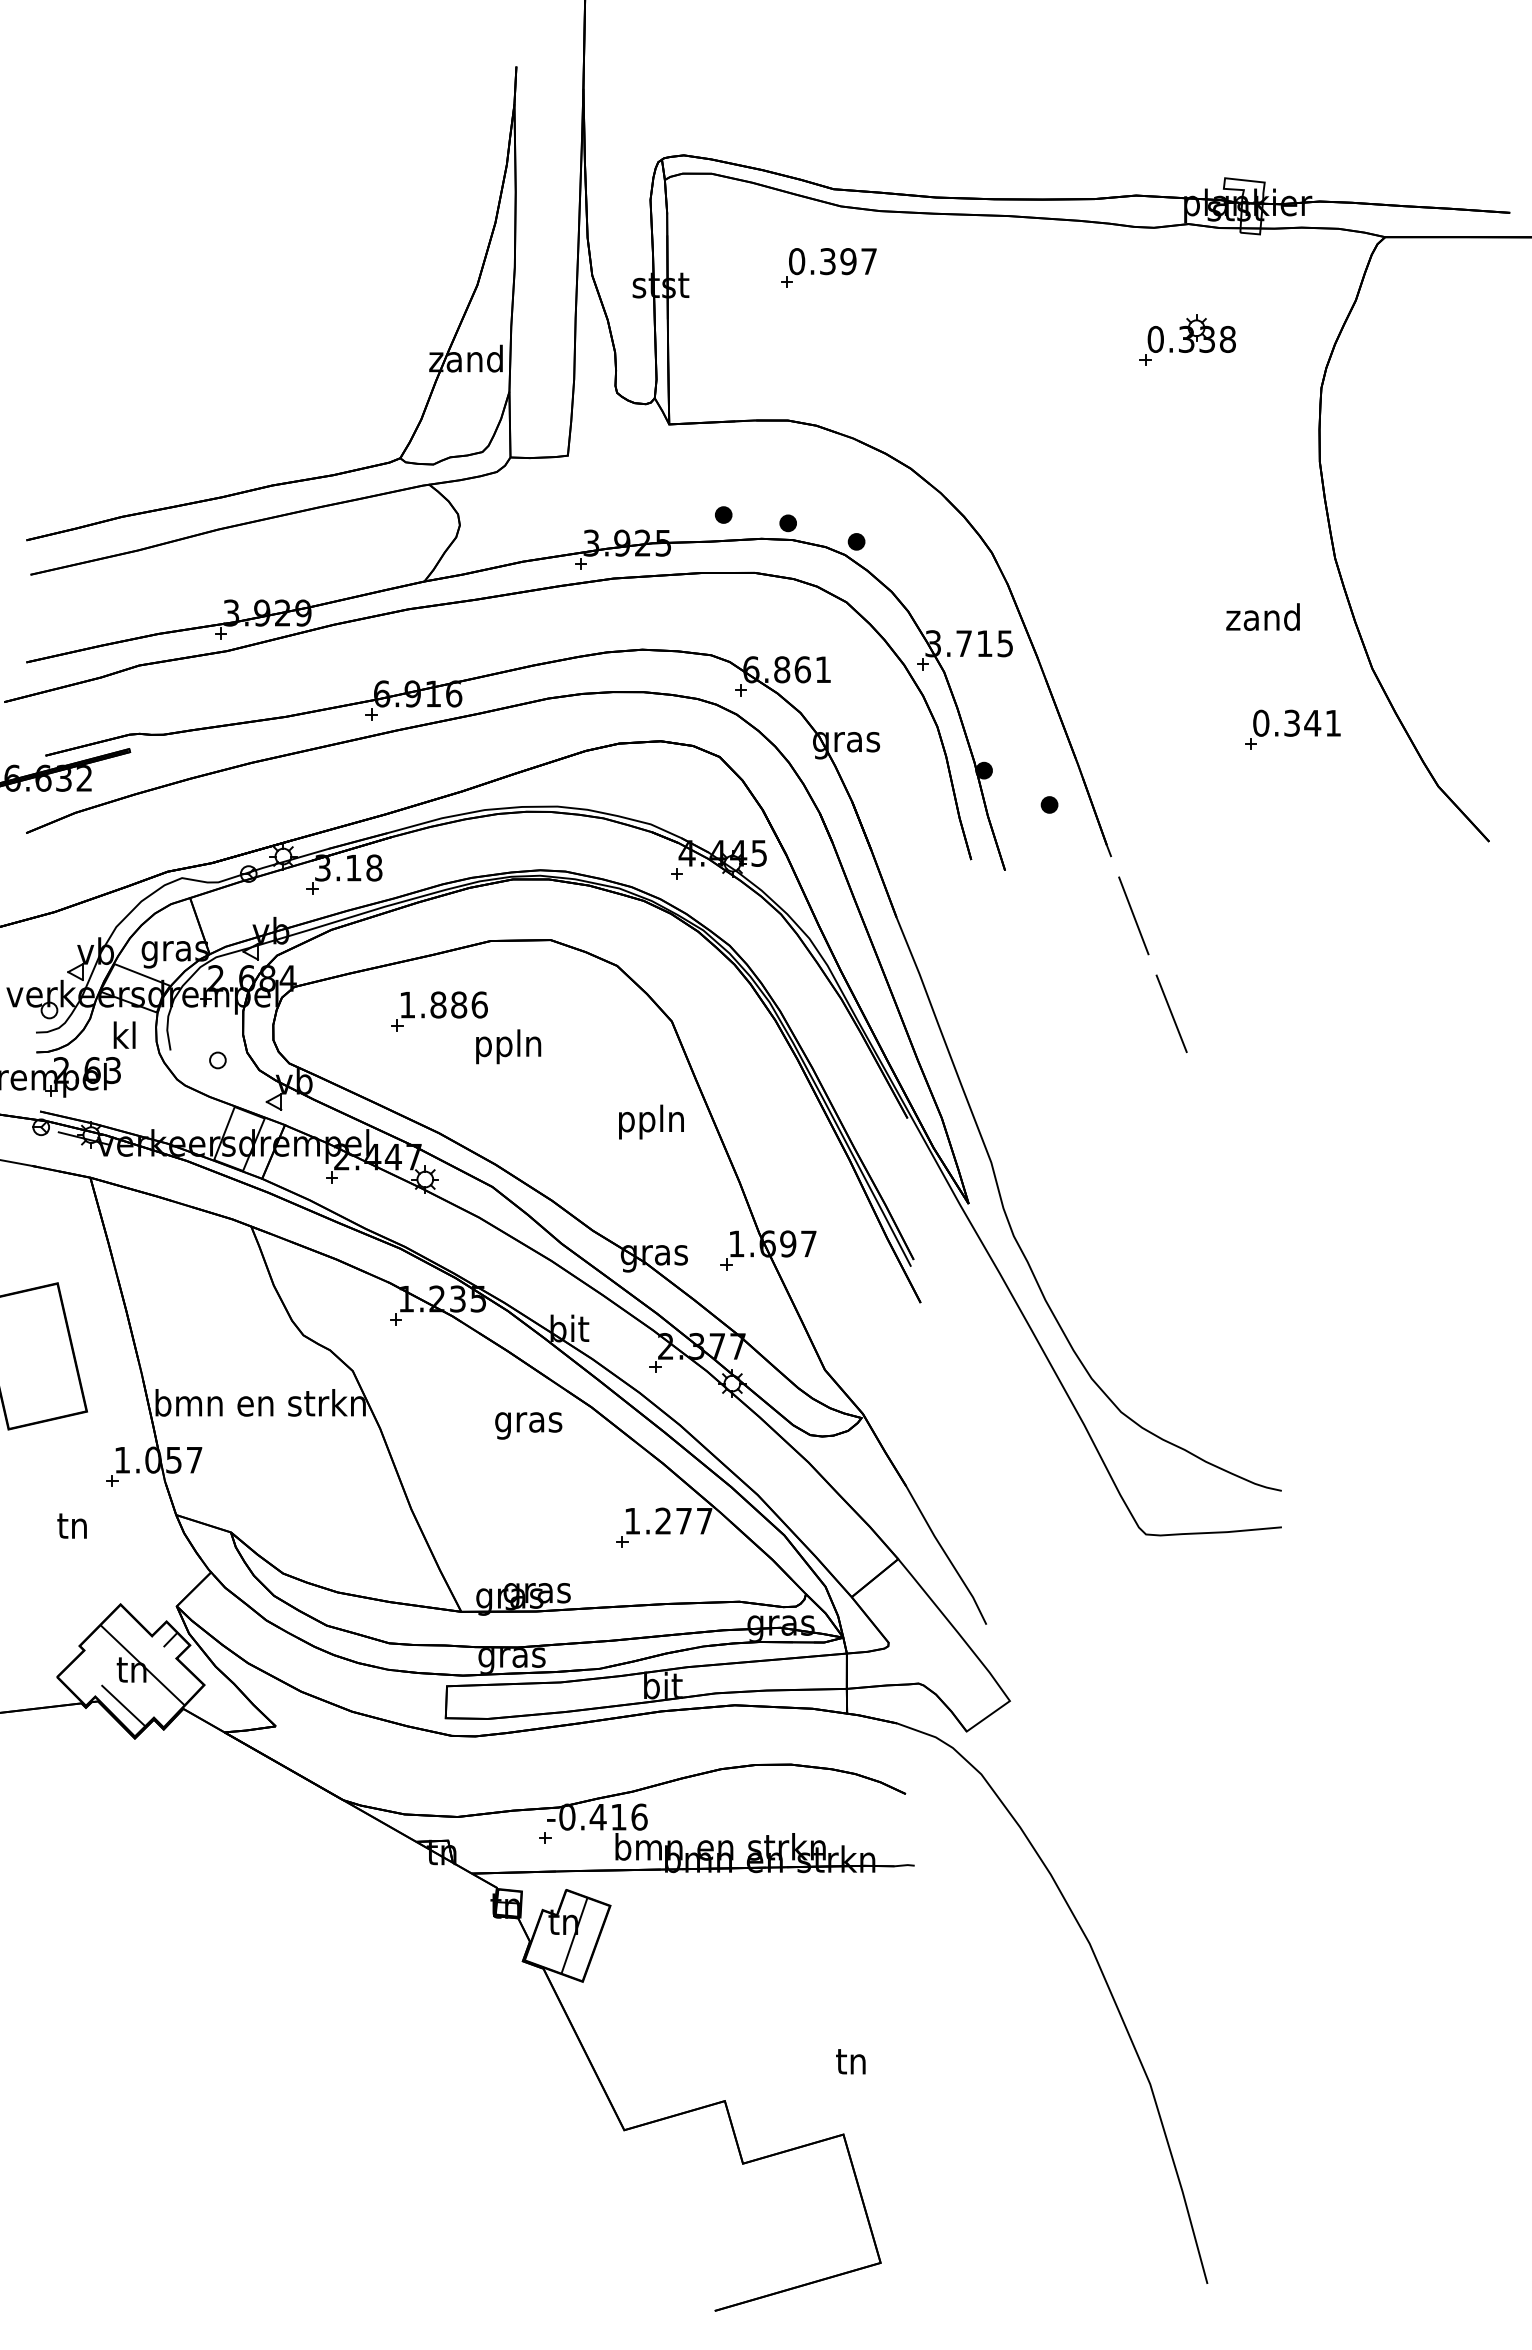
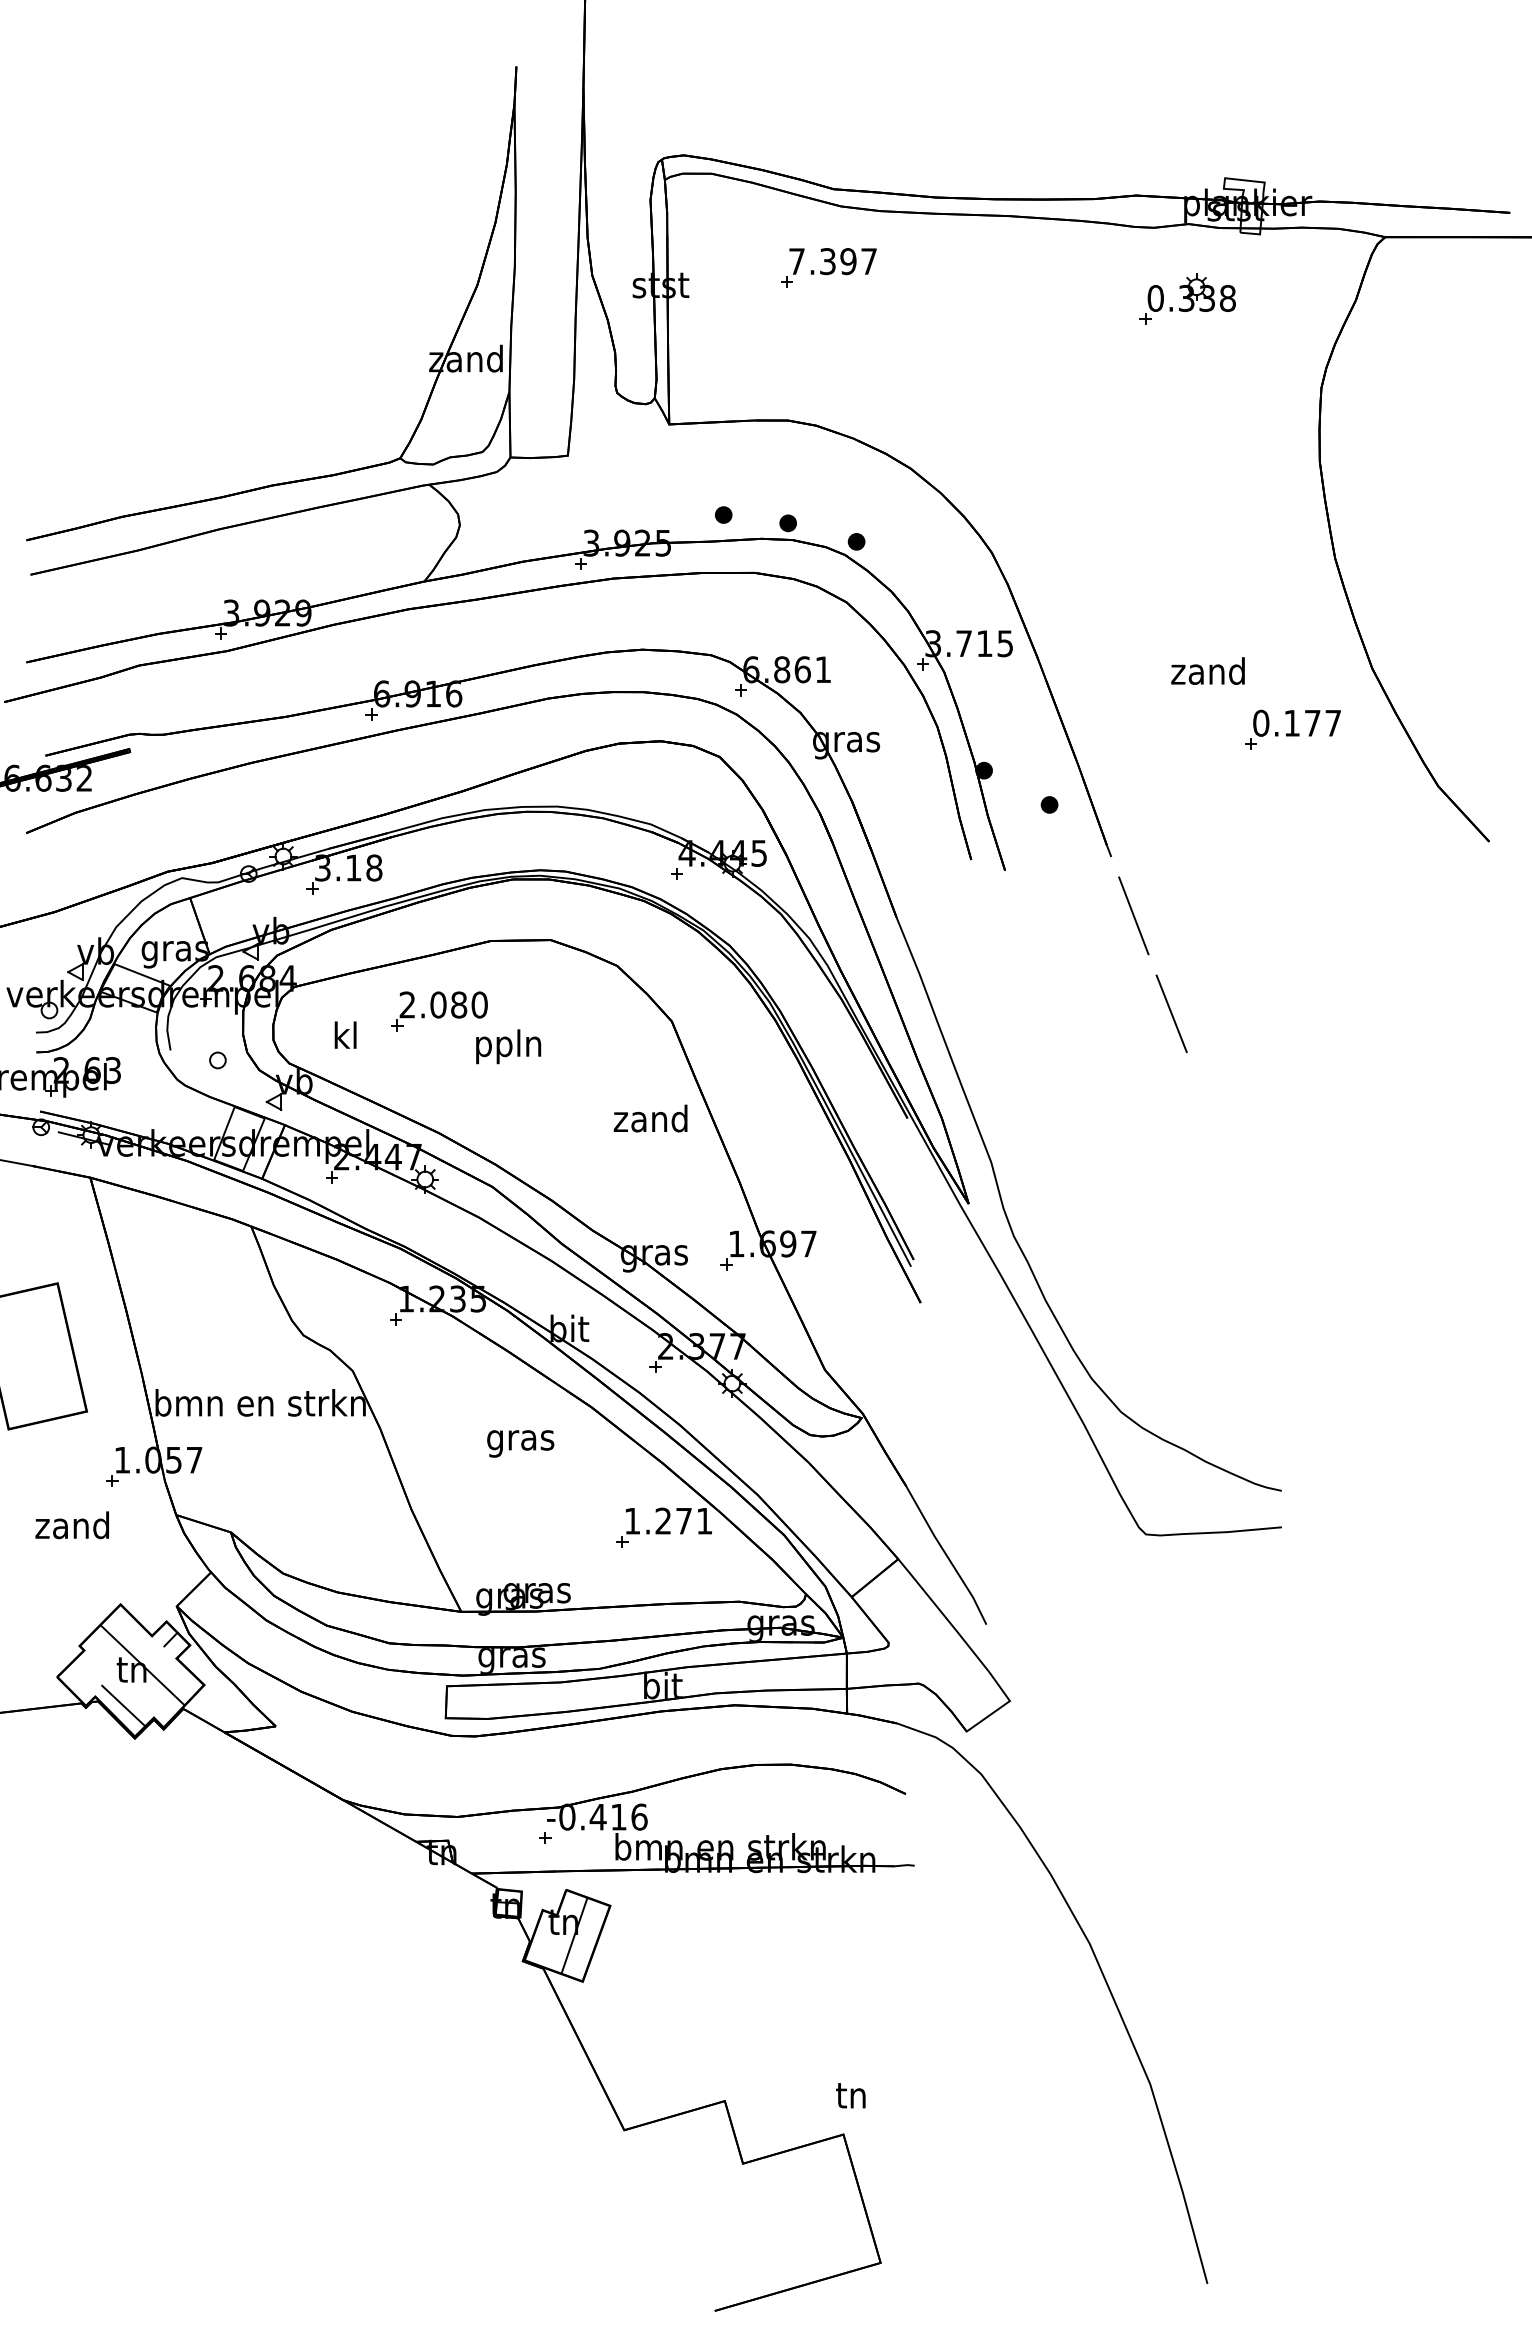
text: 0.397 -> 7.397 (797, 261)
part position: (1187, 339) -> (1187, 298) (1187, 298)
text position: (1262, 616) -> (1207, 670) (1207, 670)
text: 0.341 -> 0.177 (1312, 722)
text: 1.886 -> 2.080 (443, 1004)
text position: (124, 1034) -> (345, 1034) (345, 1034)
text: ppln -> zand (650, 1121)
text position: (528, 1425) -> (520, 1443) (520, 1443)
text: 1.277 -> 1.271 (704, 1521)
text: tn -> zand (71, 1525)
text position: (850, 2061) -> (850, 2095) (850, 2095)
